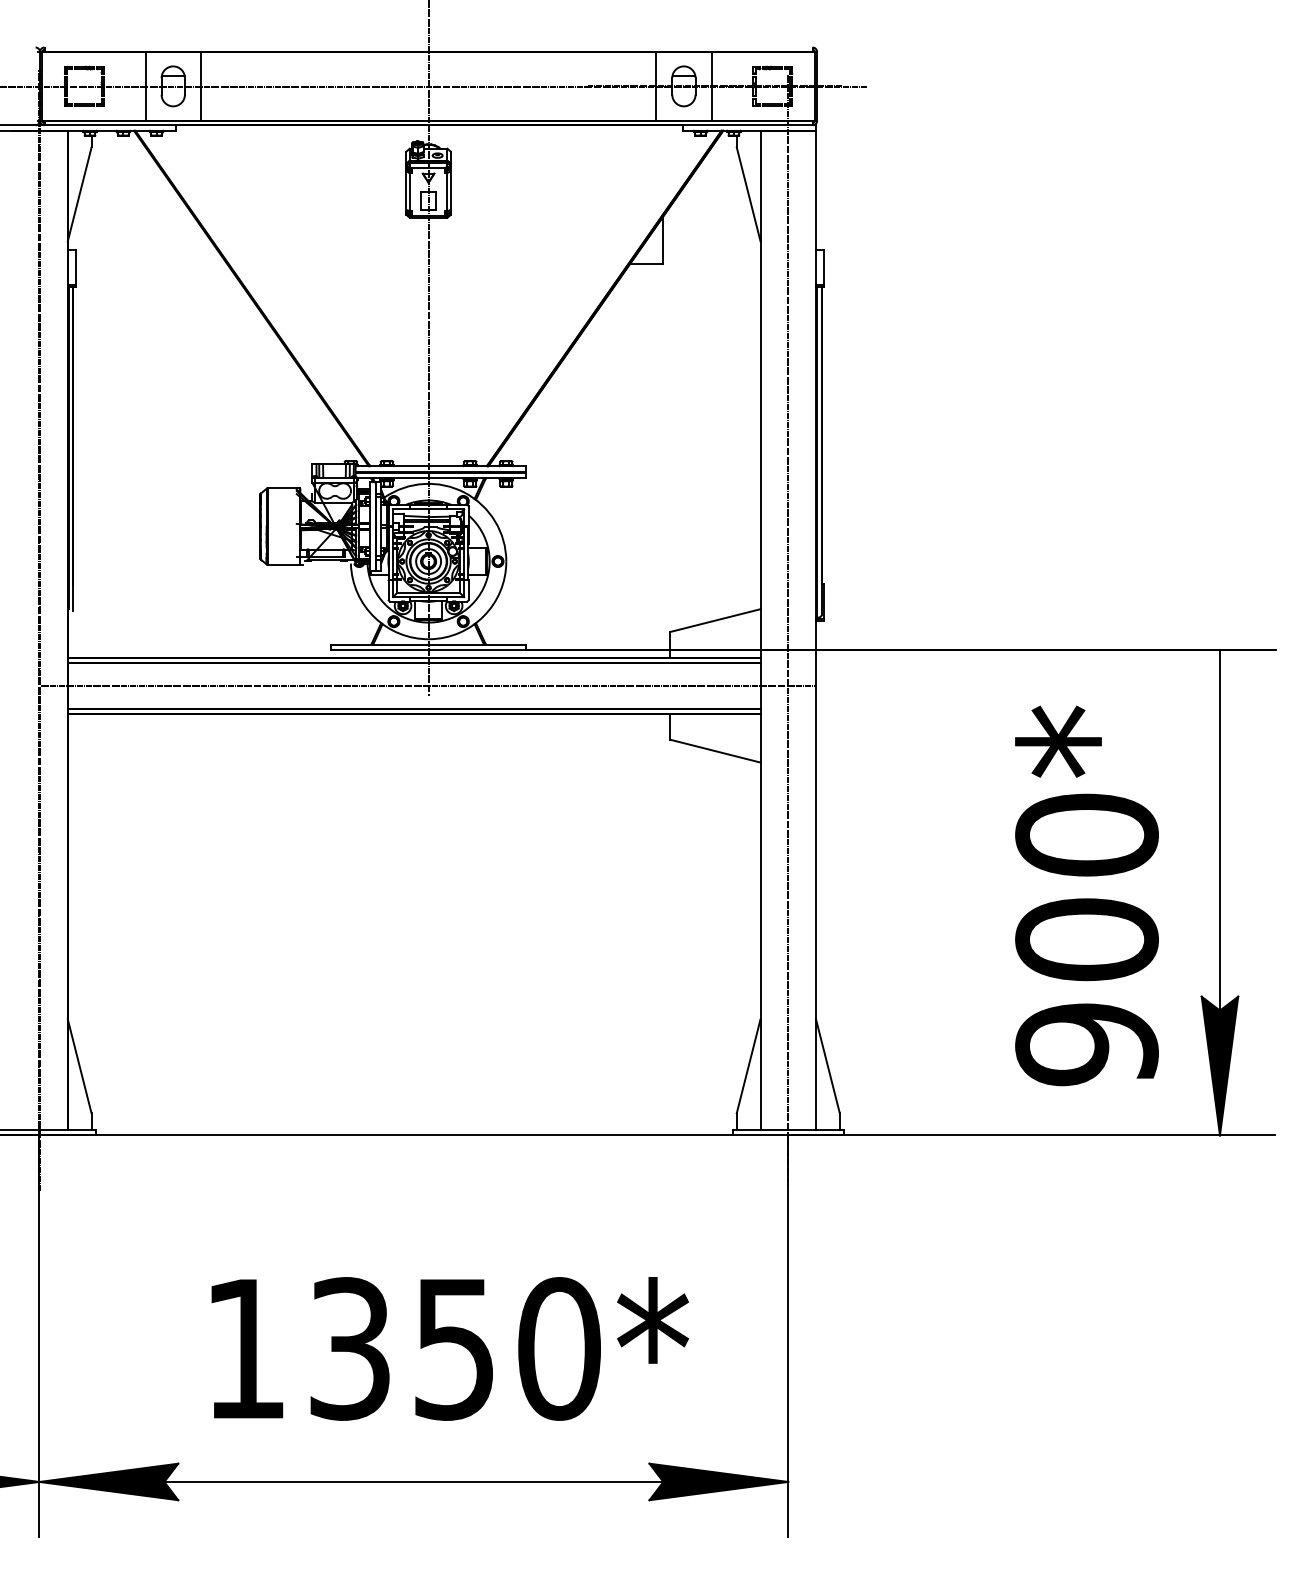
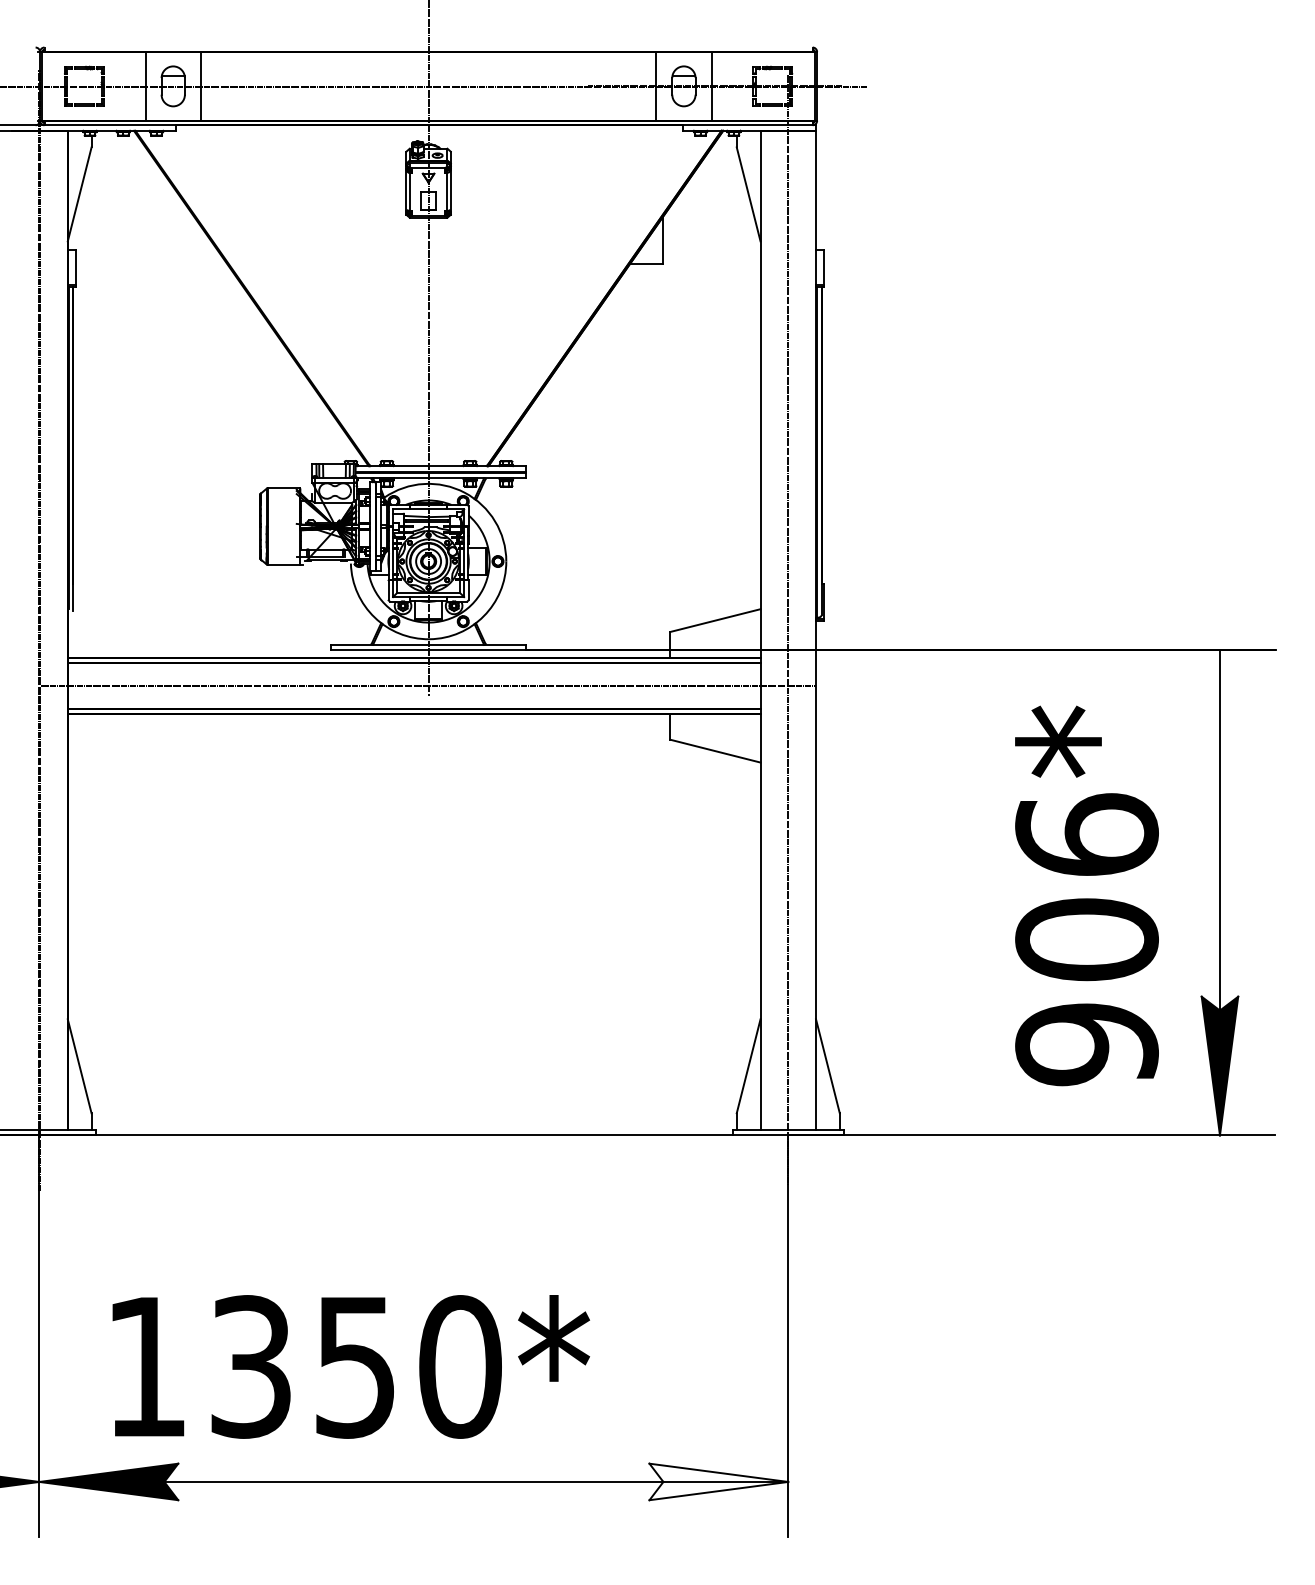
text: 900* -> 906* (1086, 834)
text position: (449, 1348) -> (350, 1366) (350, 1366)
fill: present -> none (718, 1481)
